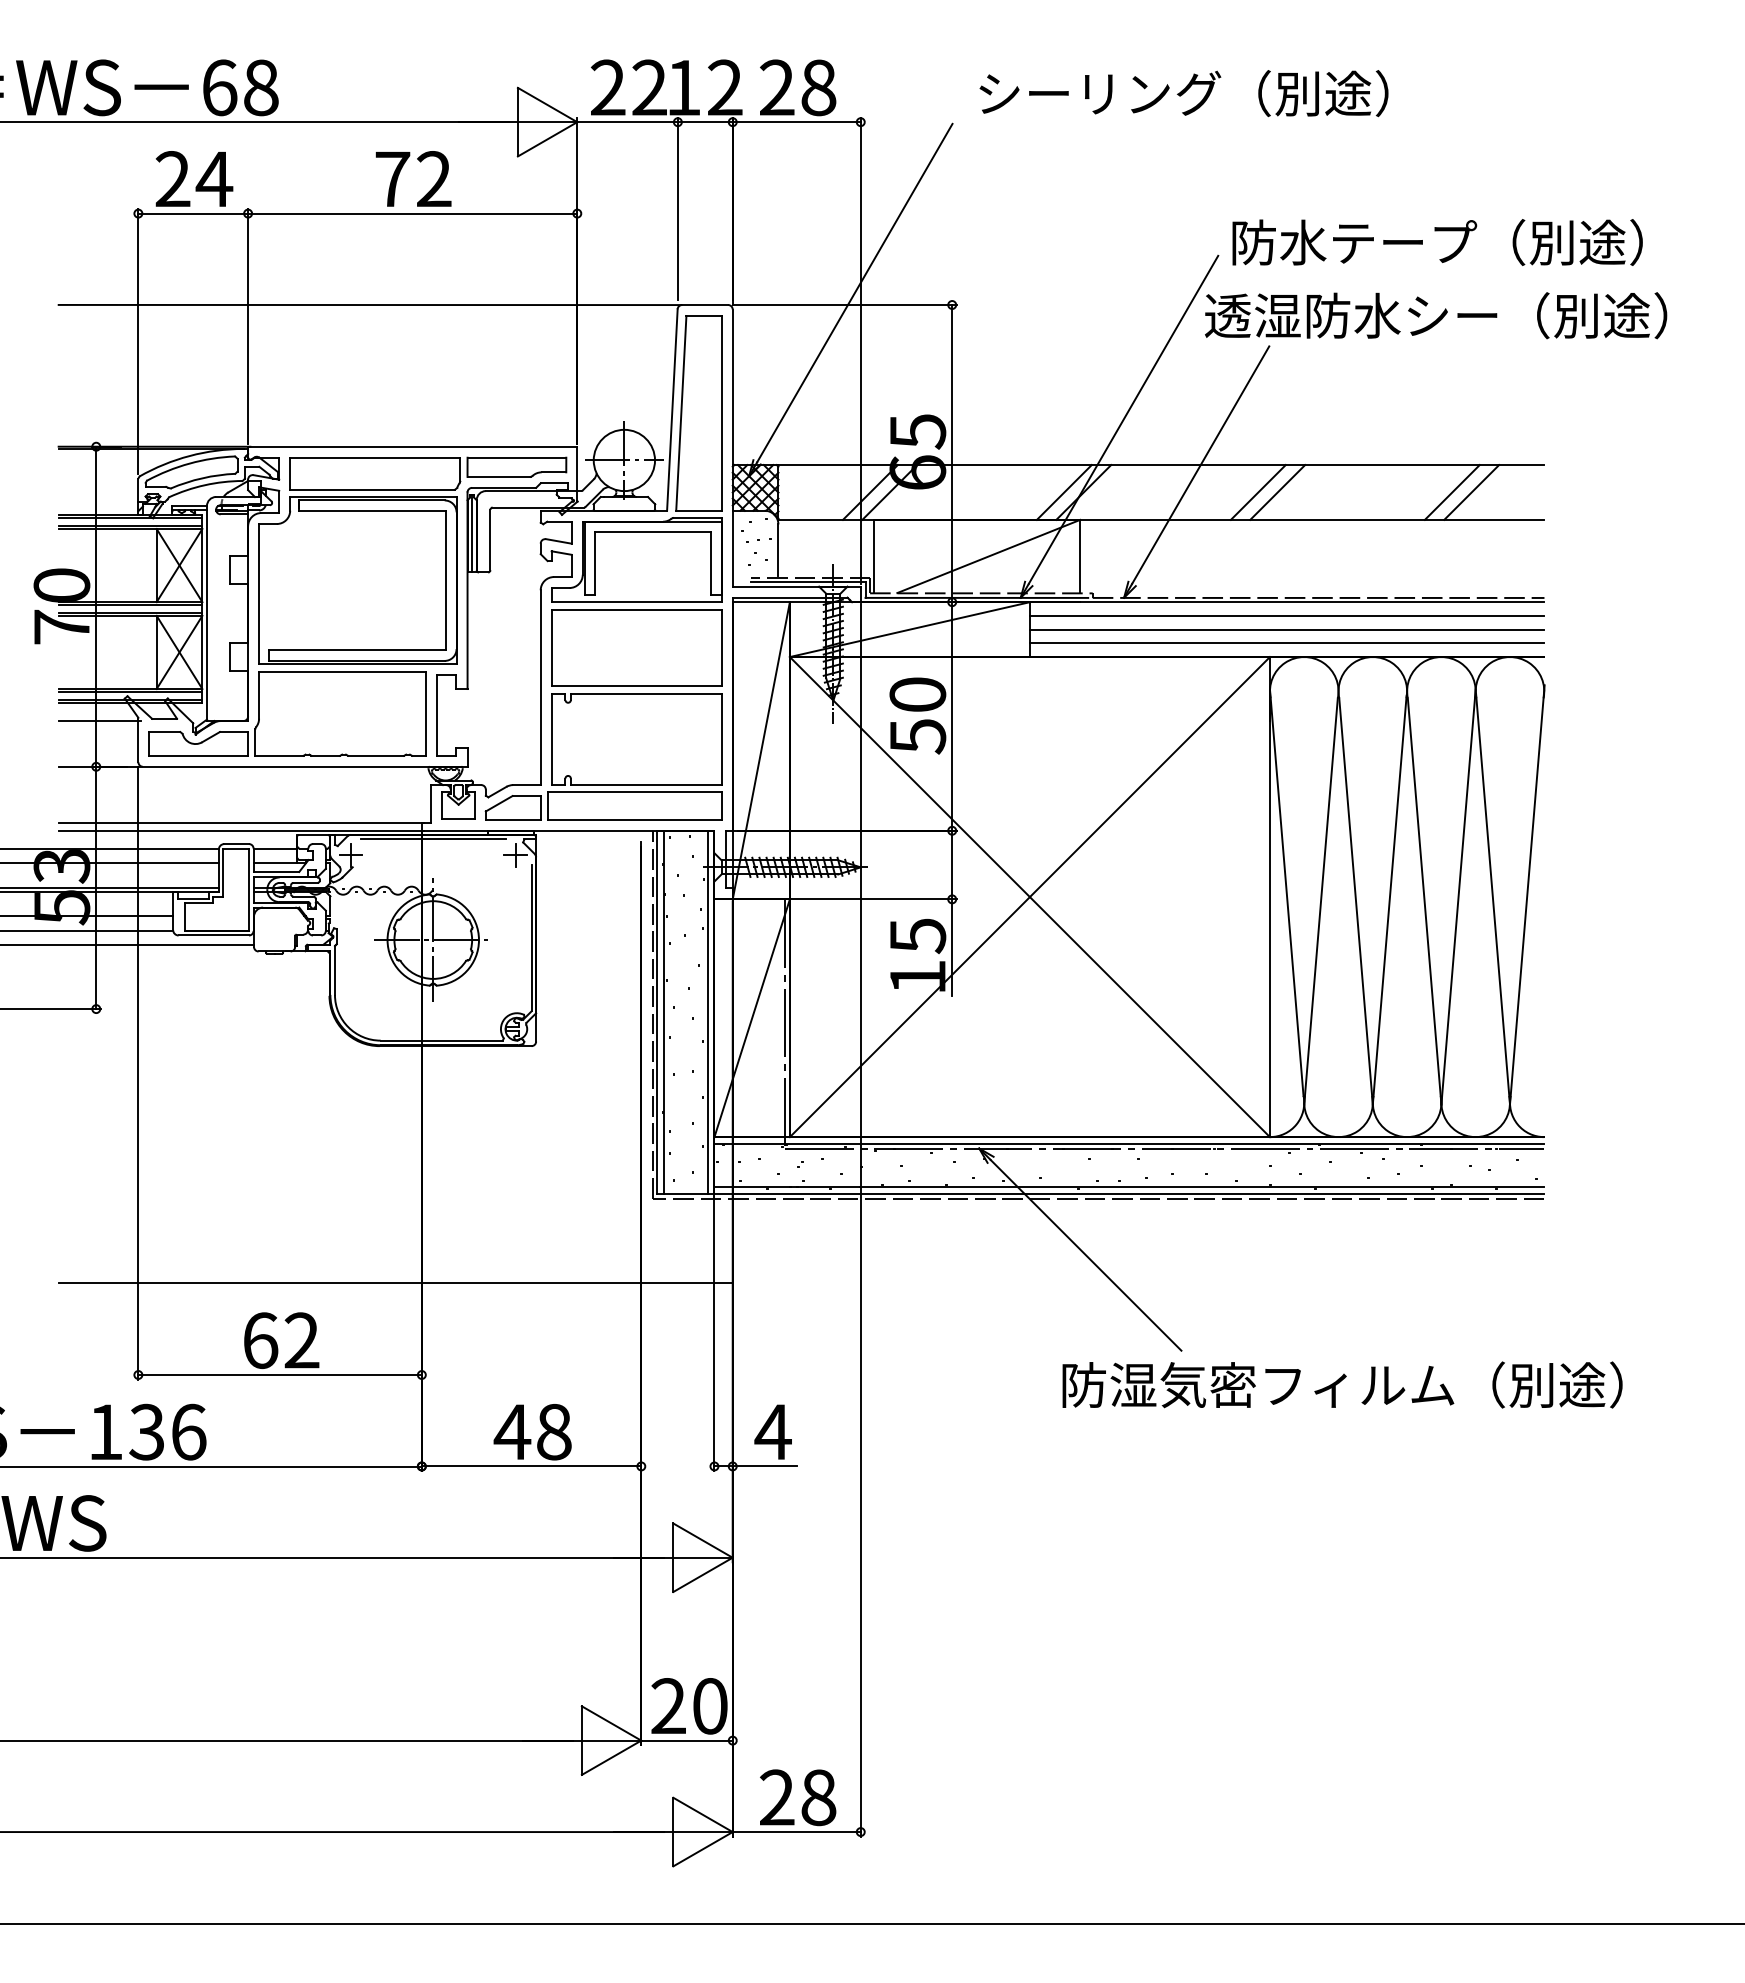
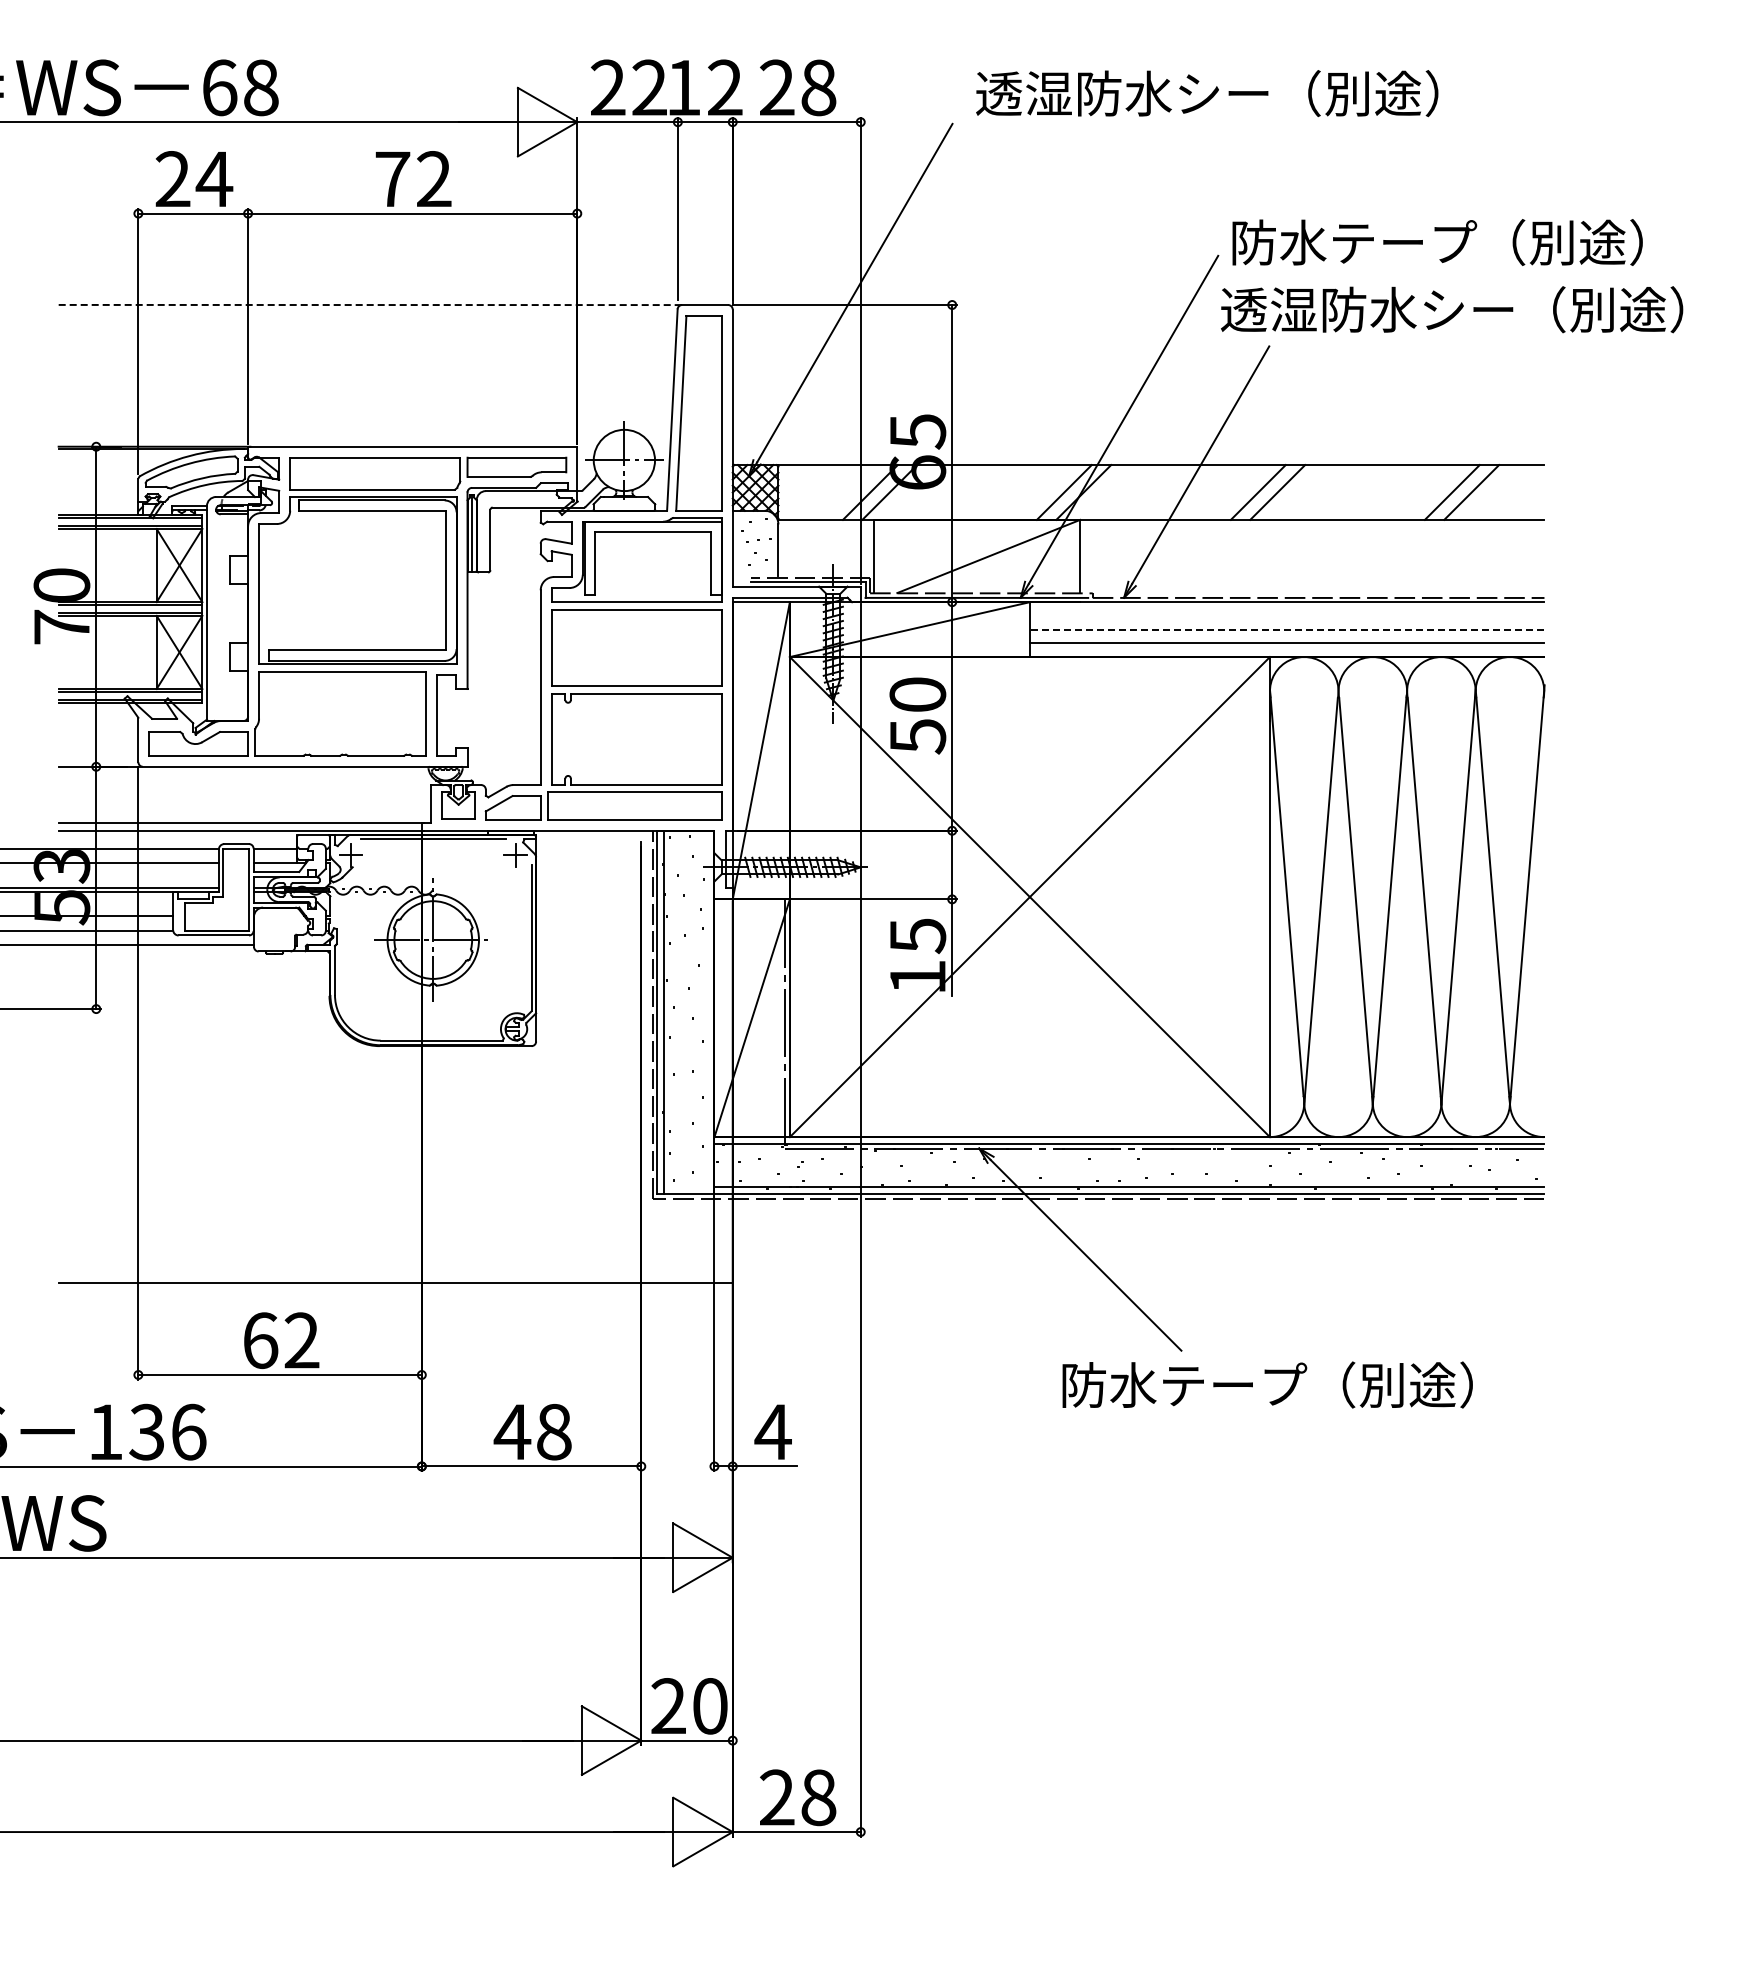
text: シーリング（別途） -> 透湿防水シー（別途） (1207, 93)
line: solid -> dashed (370, 305)
text position: (1436, 315) -> (1452, 309) (1452, 309)
line: present -> none (1286, 615)
line: solid -> dashed (1286, 629)
line: present -> none (99, 721)
line: present -> none (707, 1012)
text: 防湿気密フィルム（別途） -> 防水テープ（別途） (1366, 1384)
line: present -> none (871, 1923)
